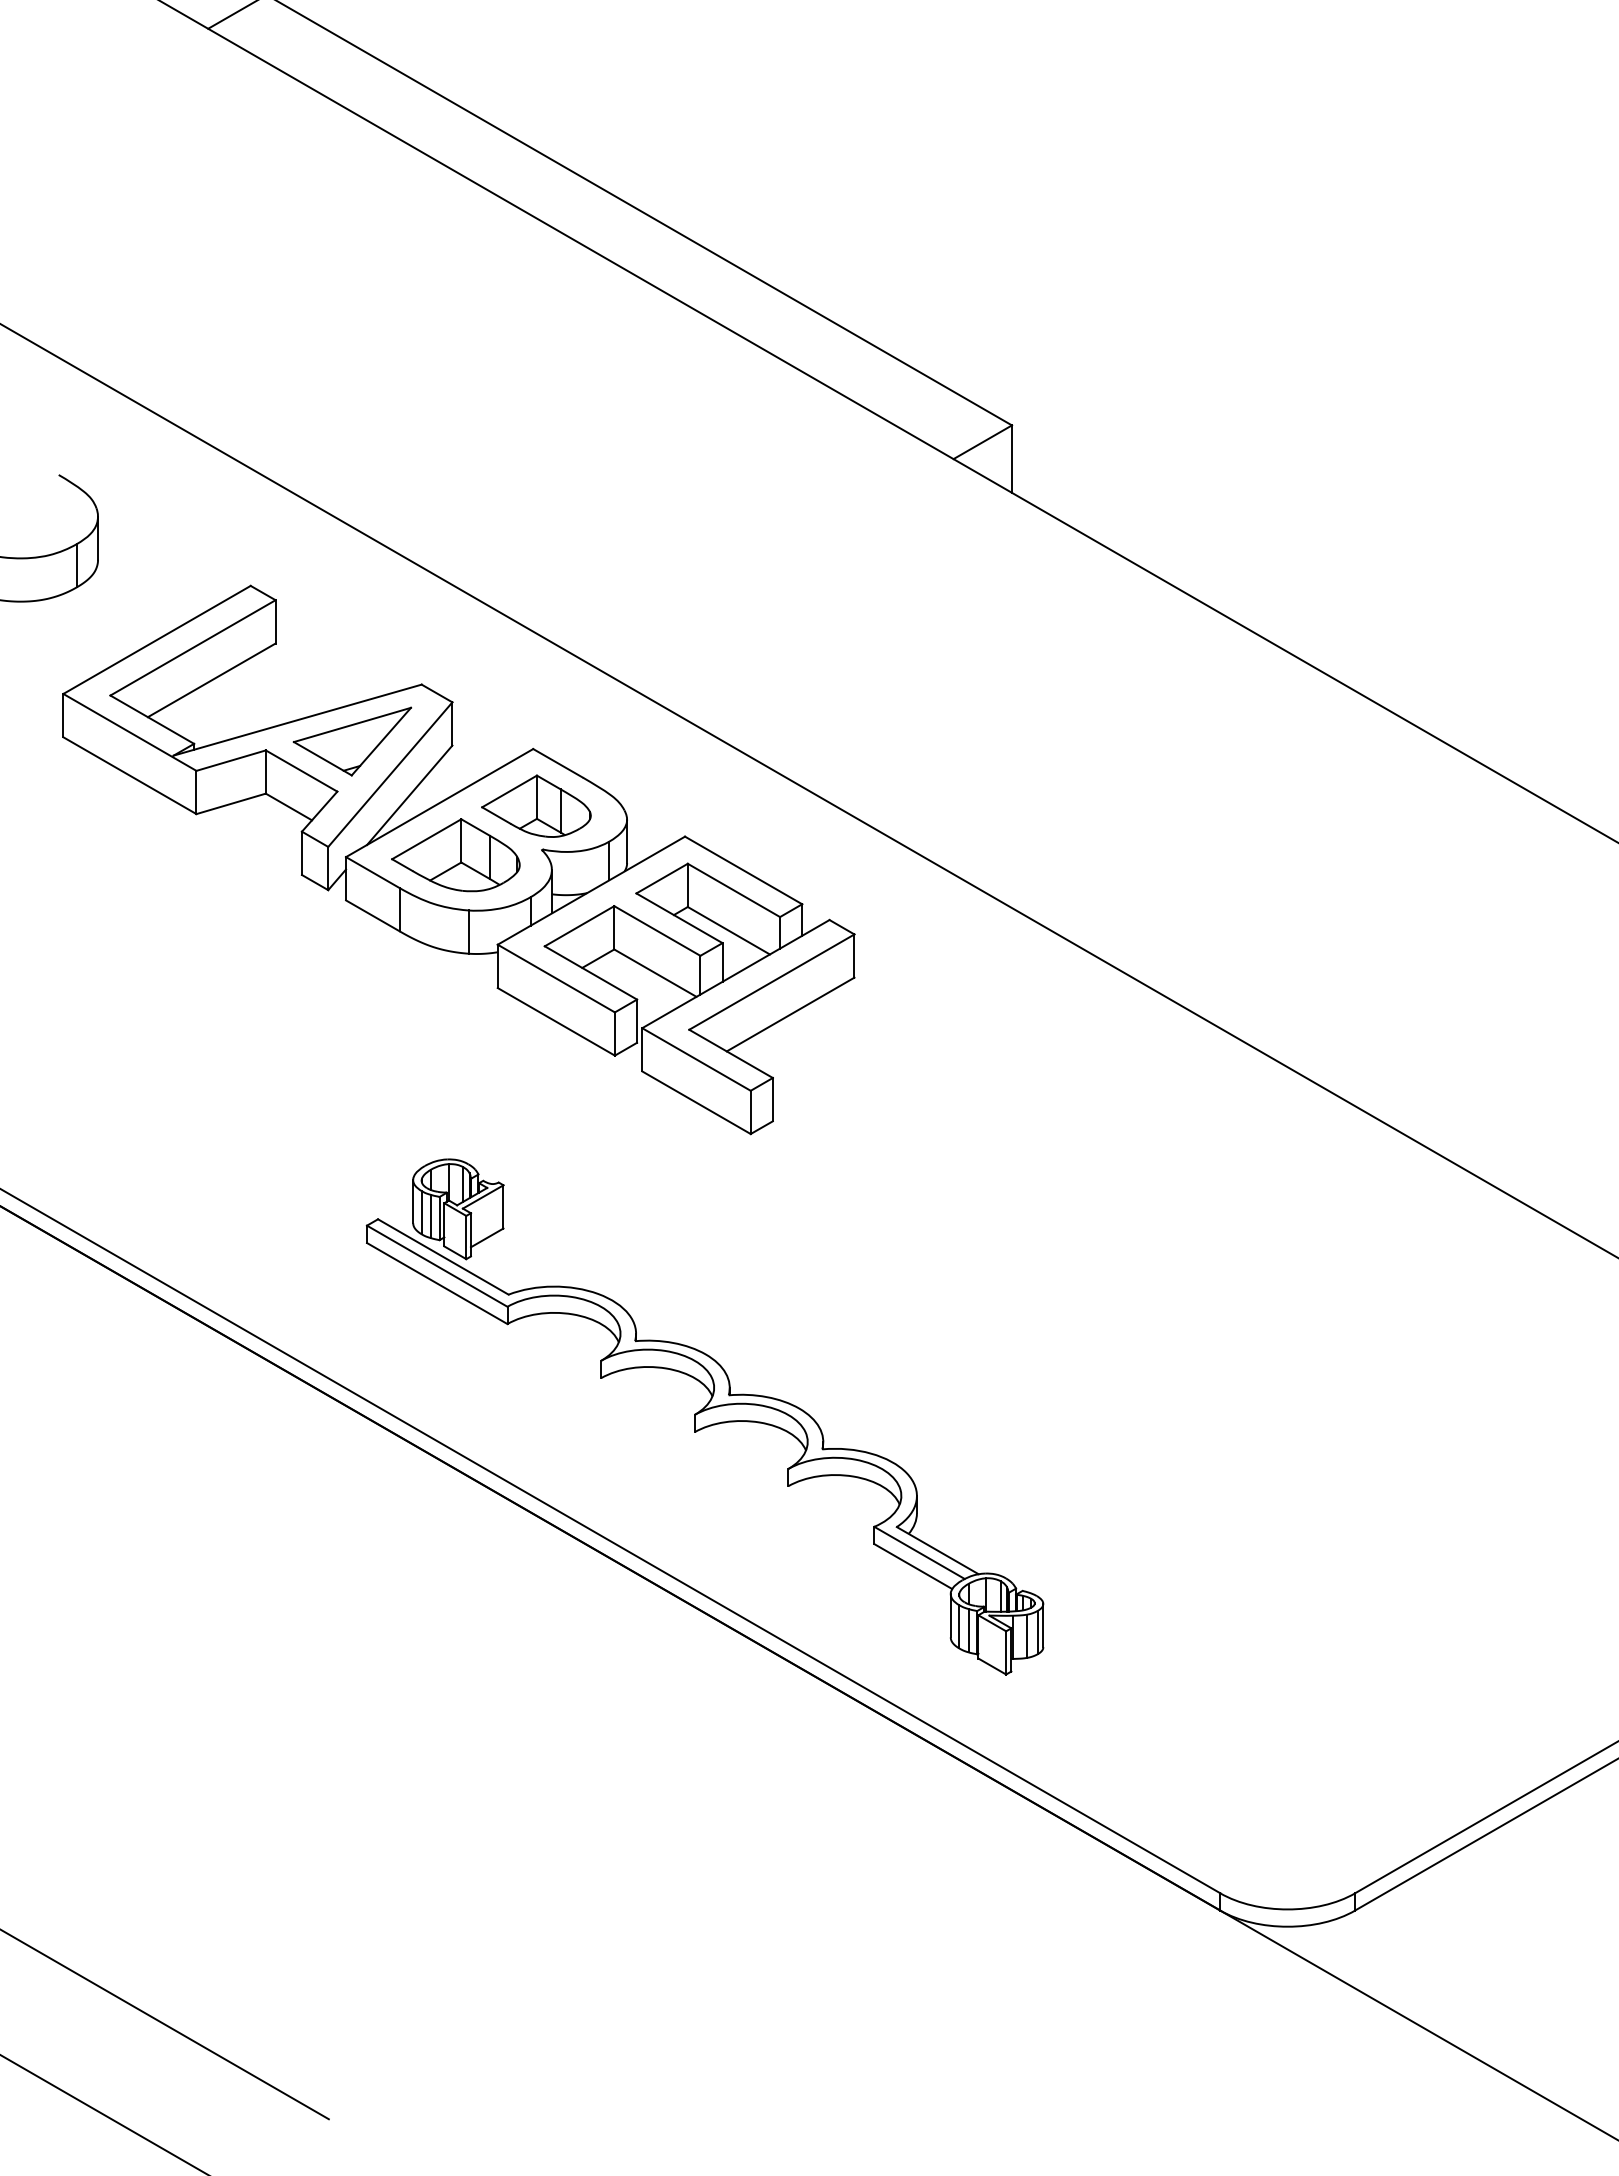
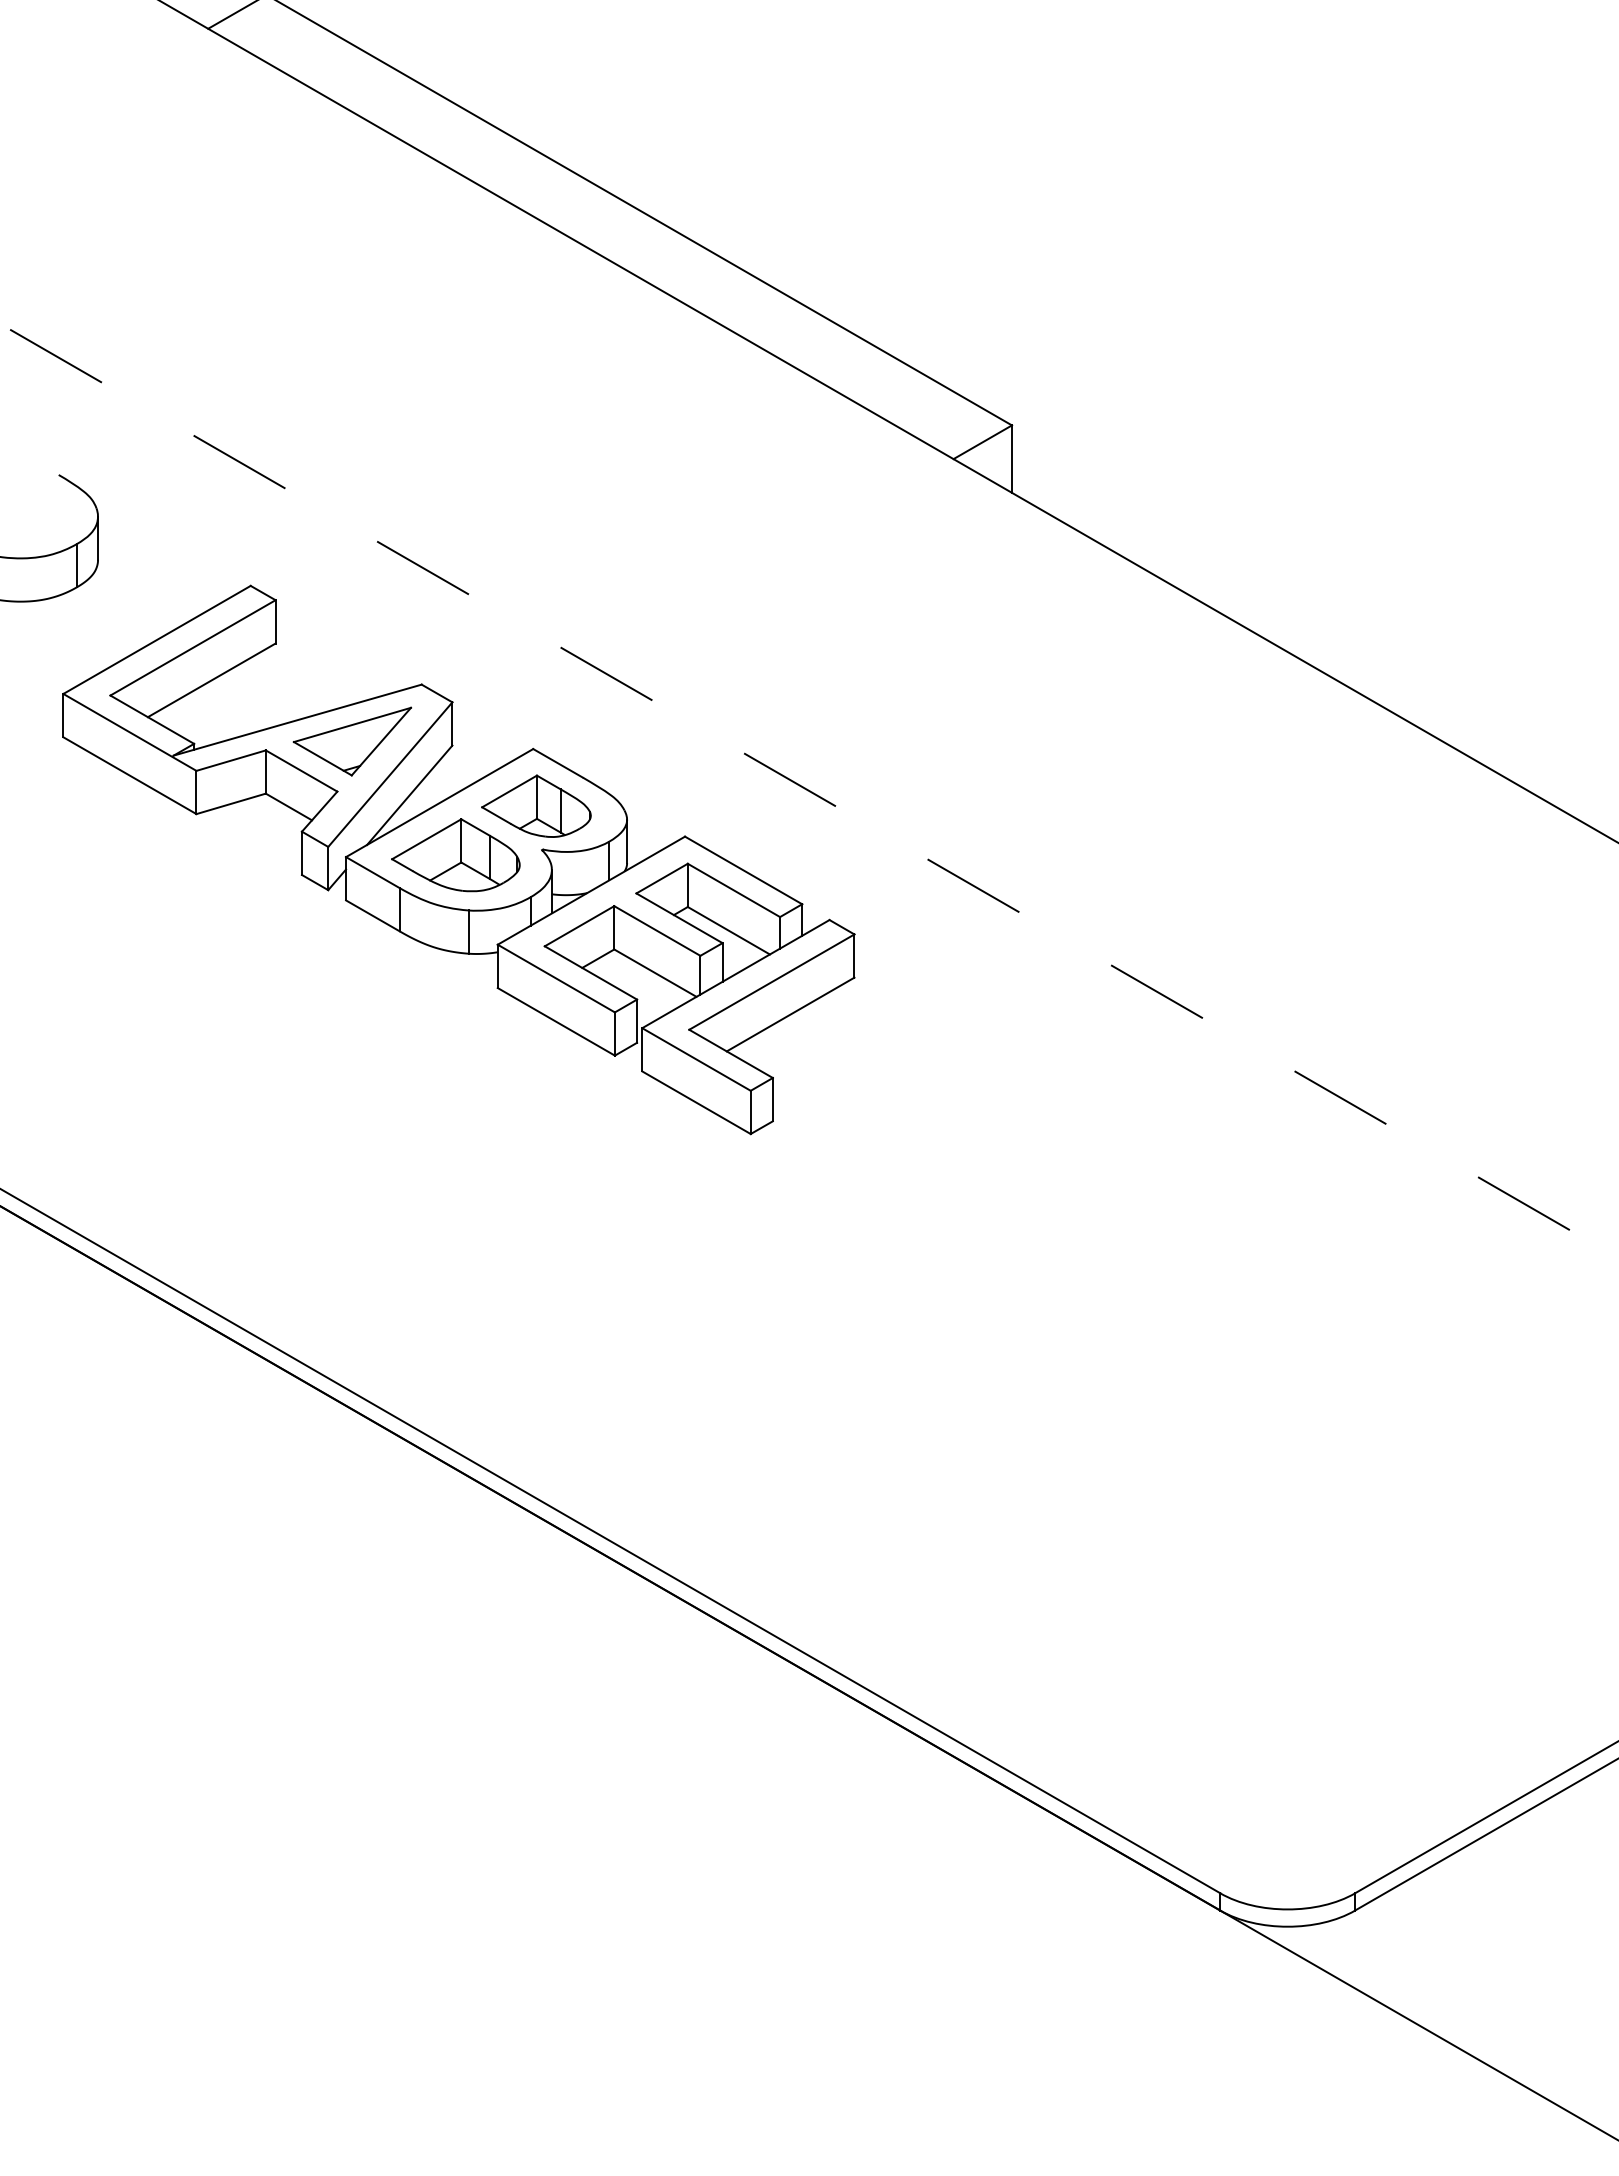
line: solid -> dashed (810, 791)
part: present -> none (704, 1416)
line: present -> none (165, 2024)
line: present -> none (103, 2114)
